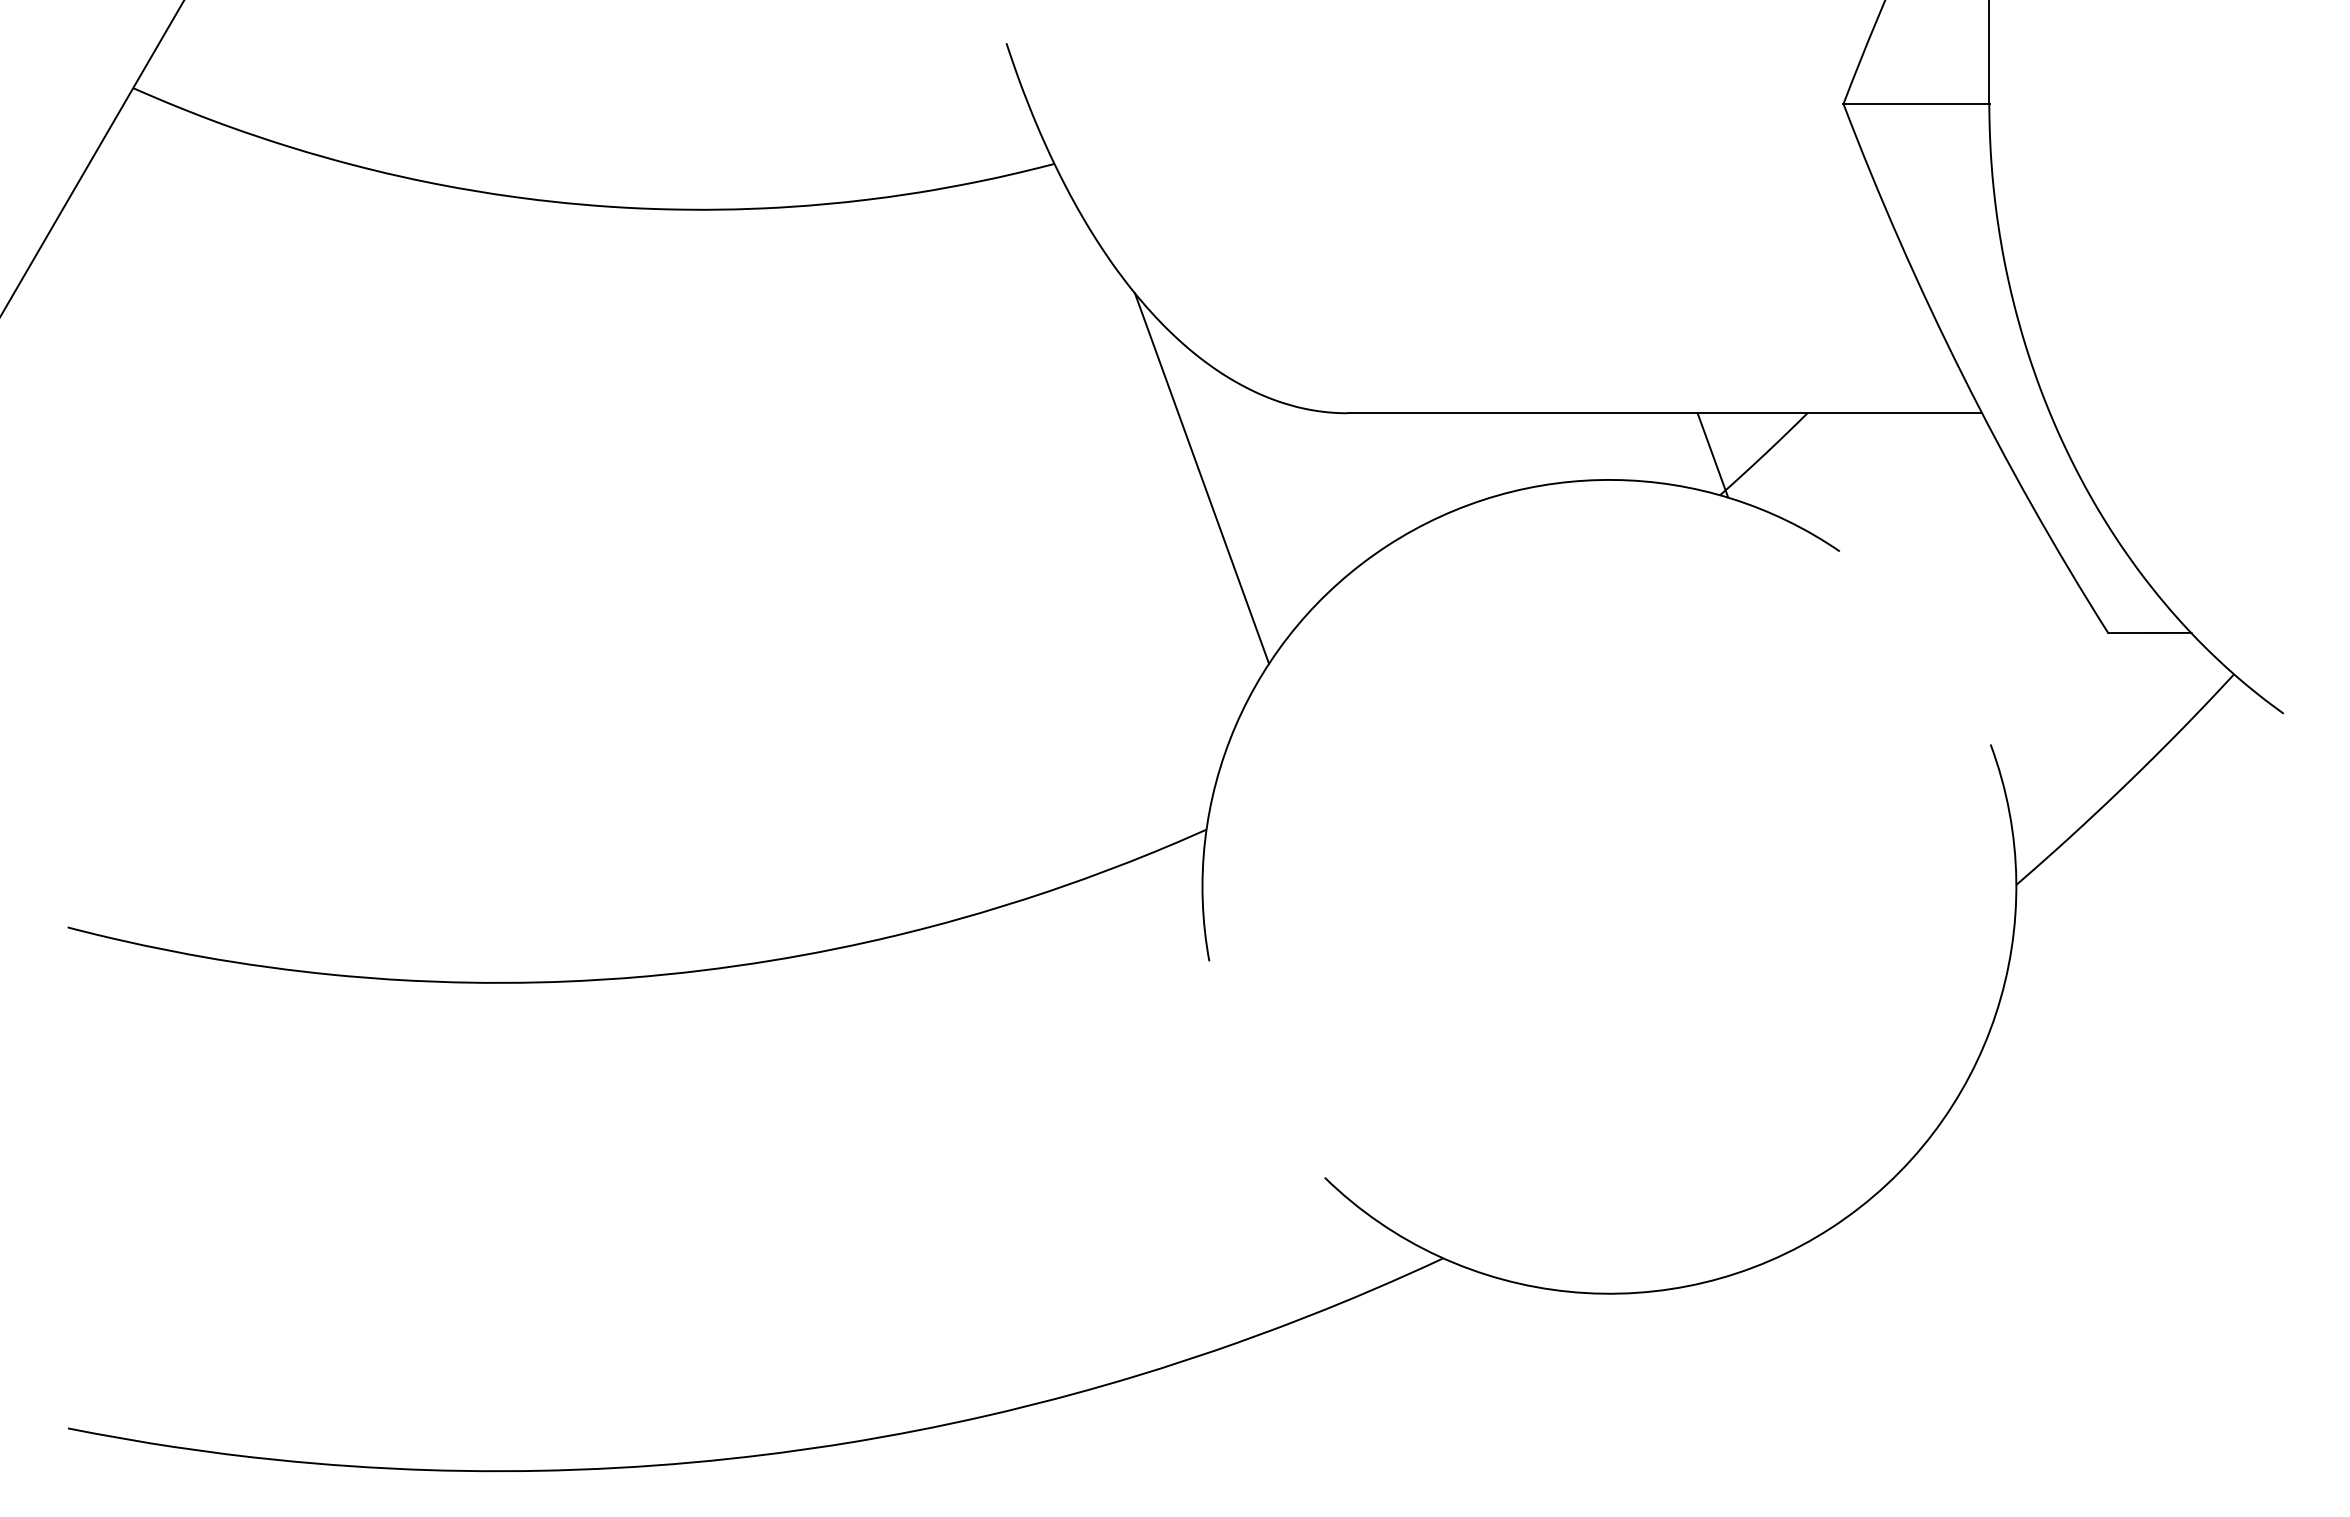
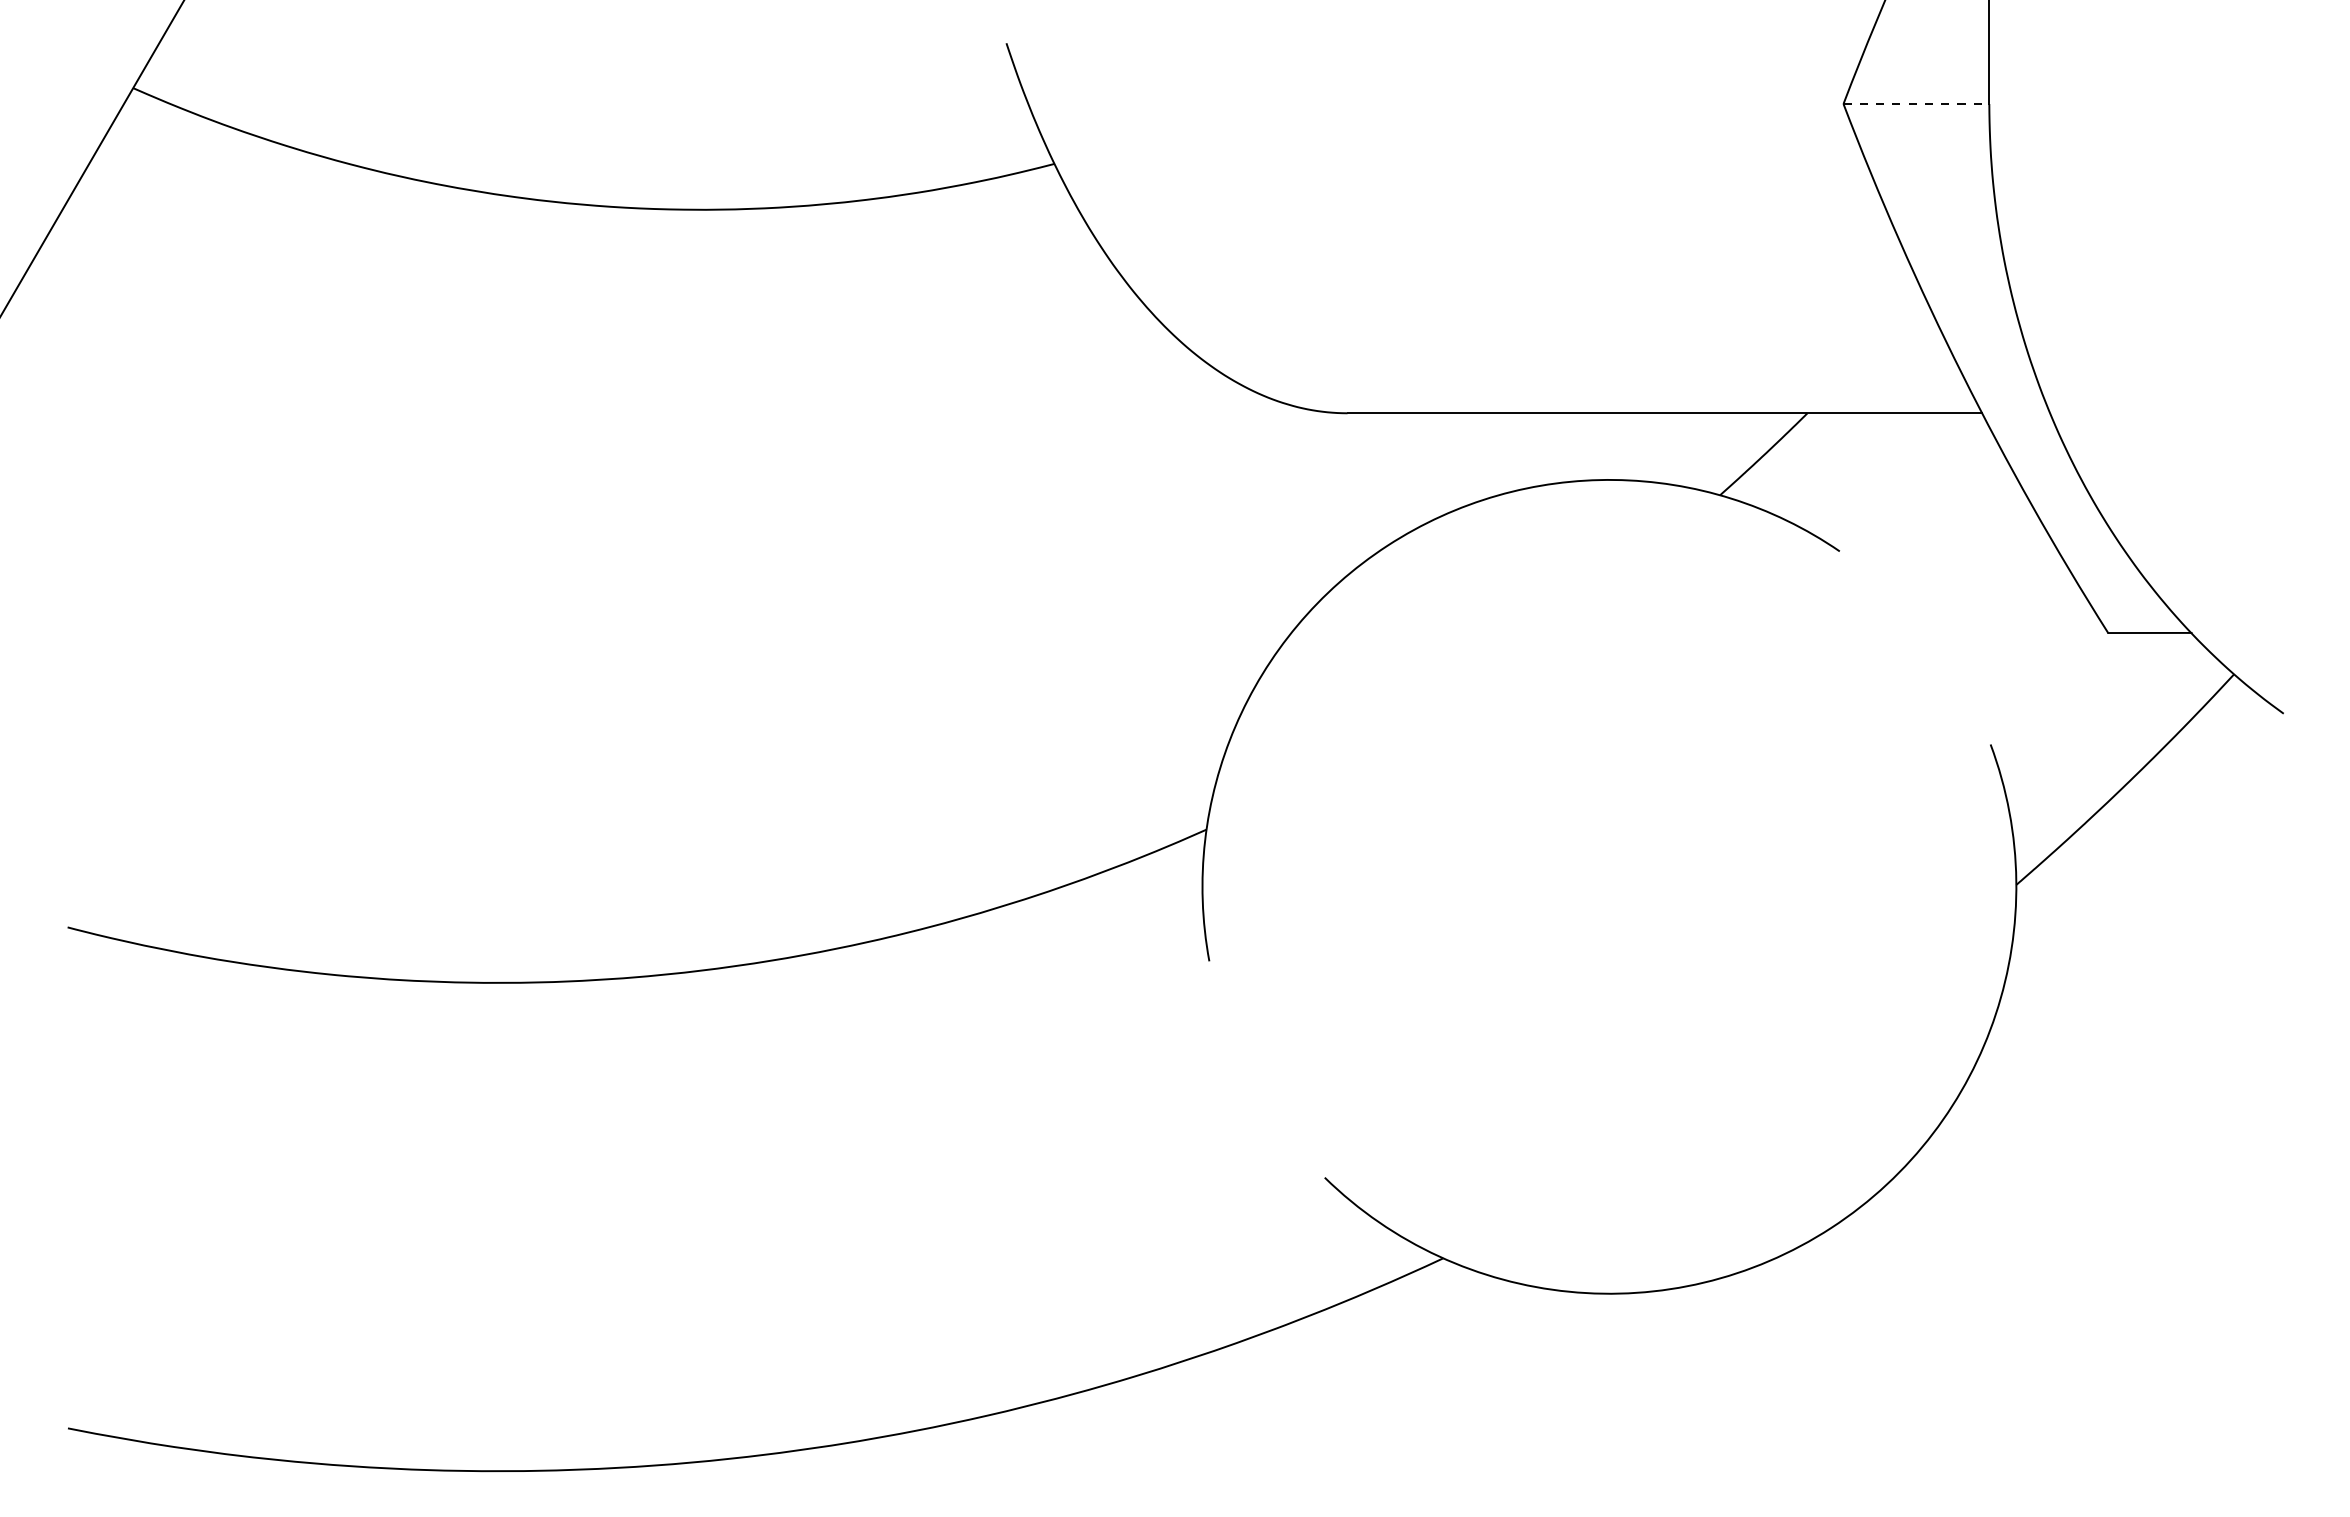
line: solid -> dashed (1917, 104)
line: present -> none (1712, 455)
line: present -> none (1201, 478)
